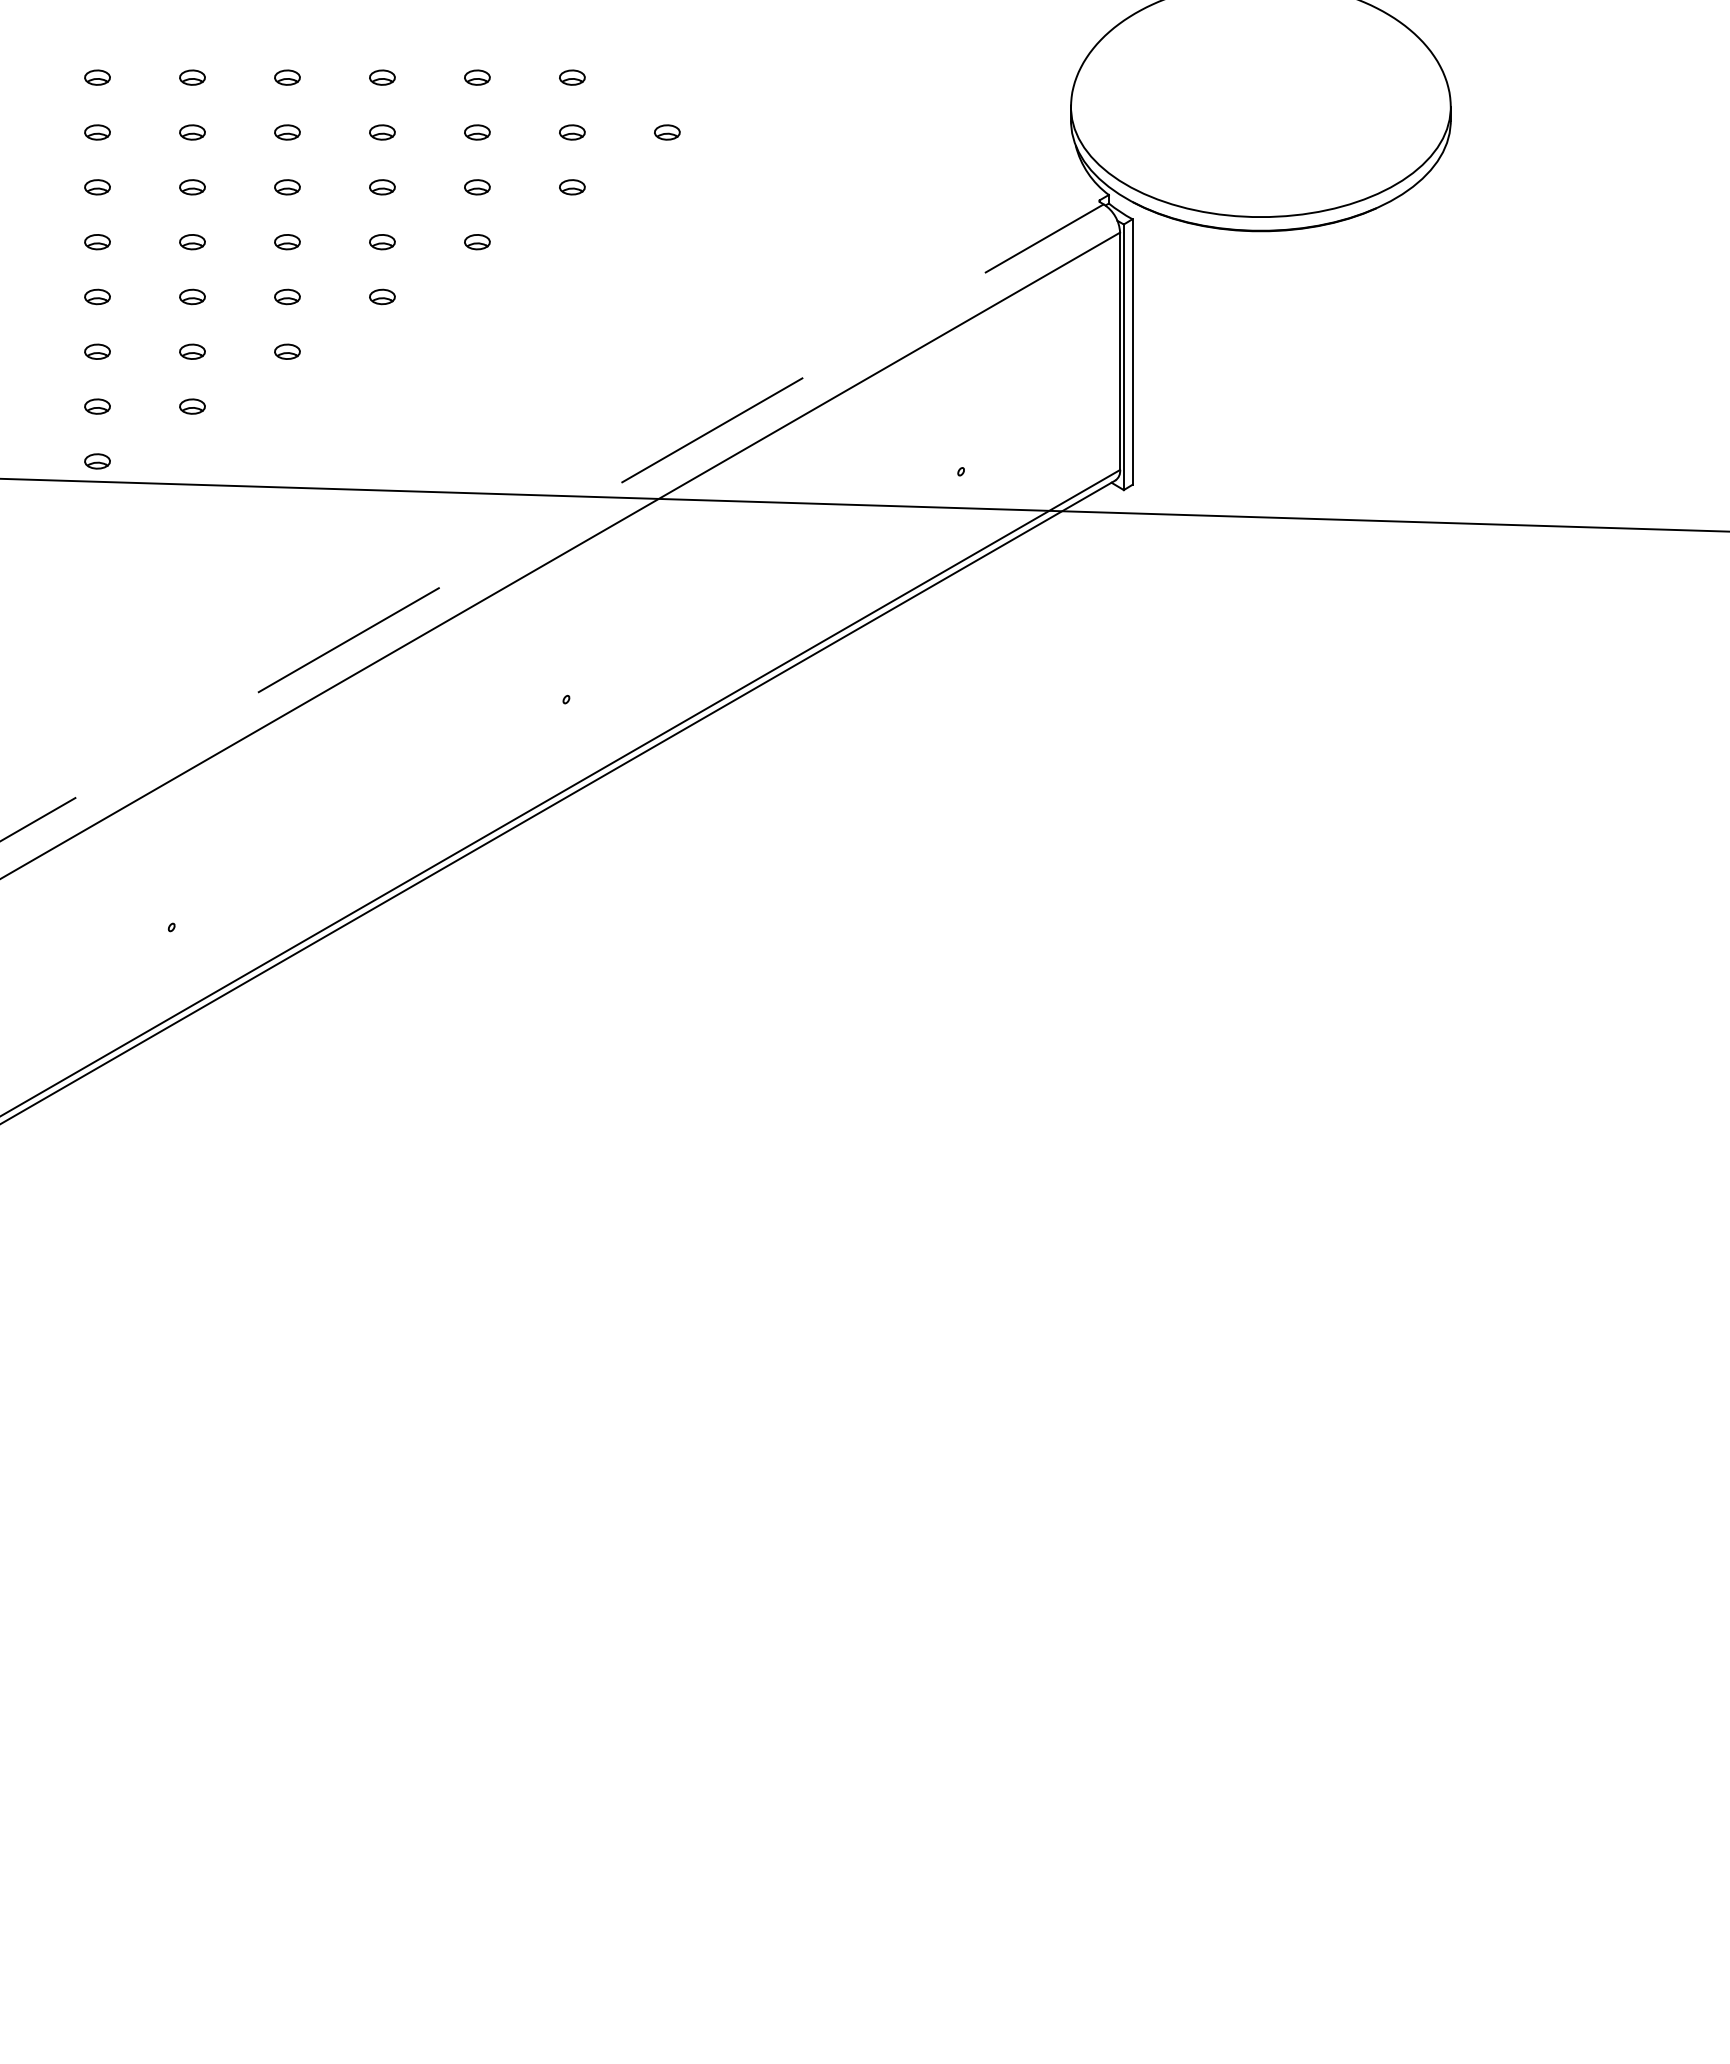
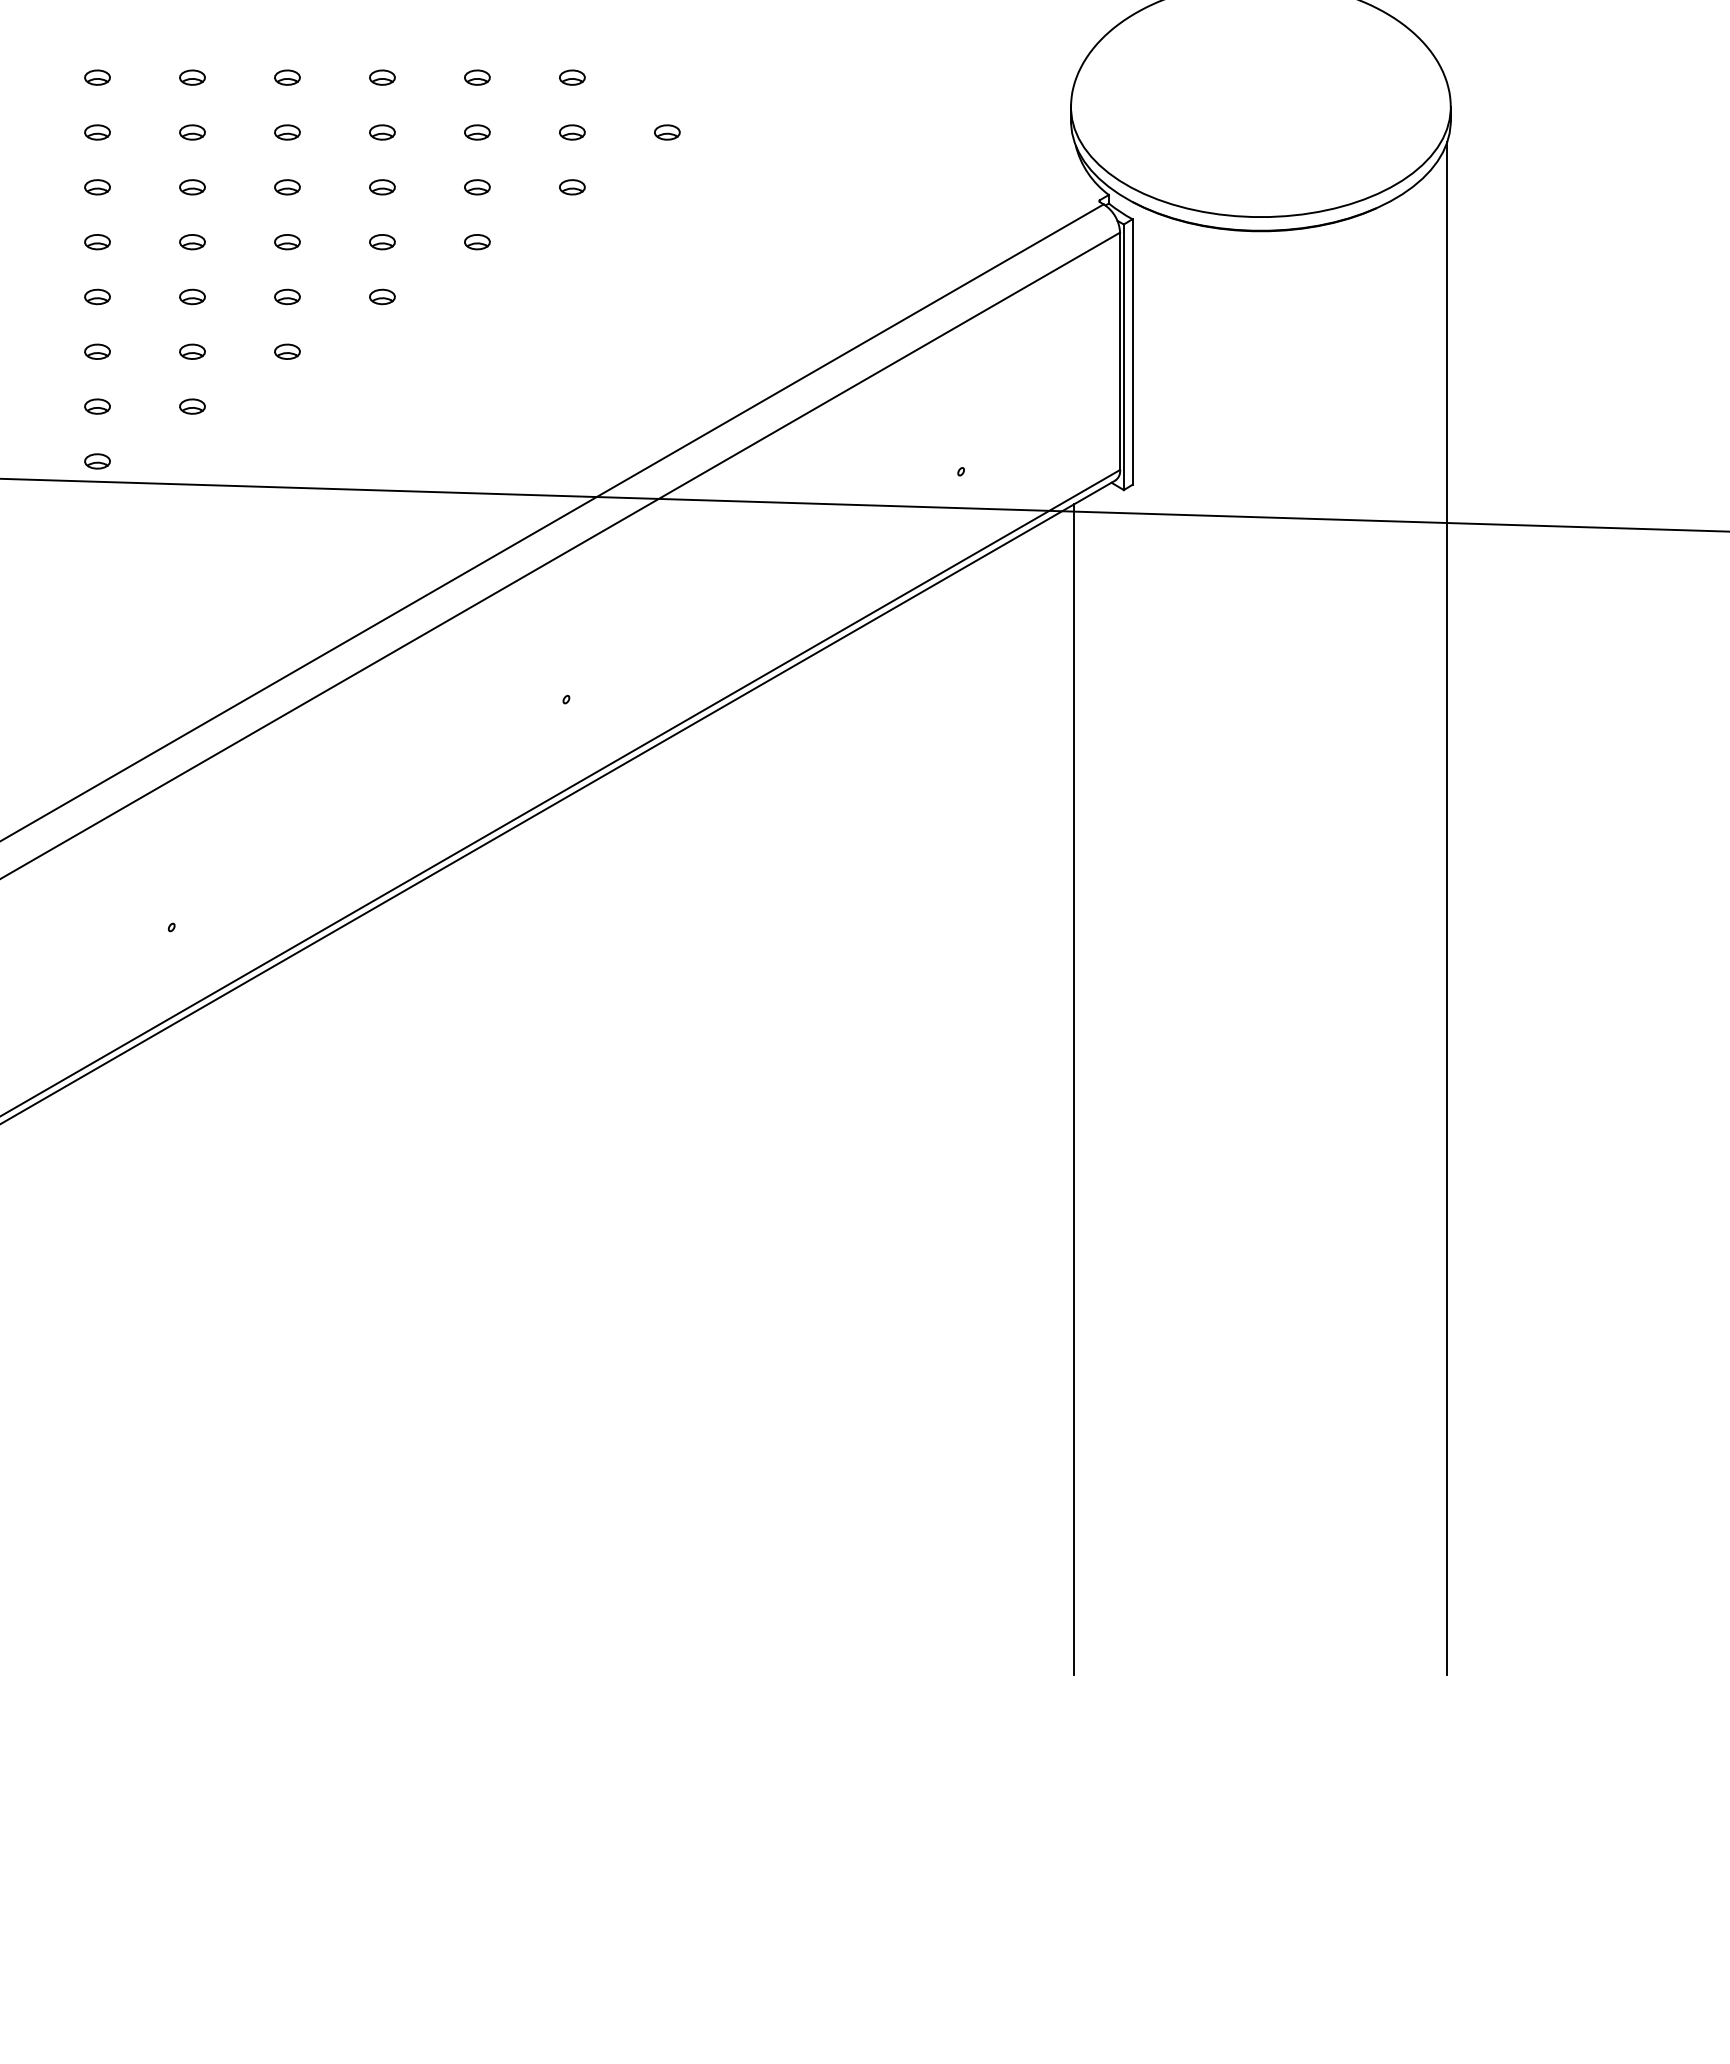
line: dashed -> solid (552, 522)
line: none -> present (1447, 908)
line: none -> present (1074, 1089)
